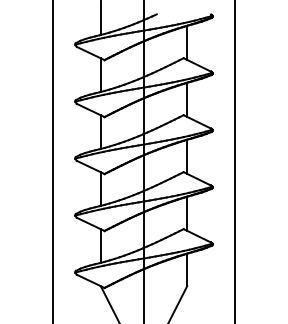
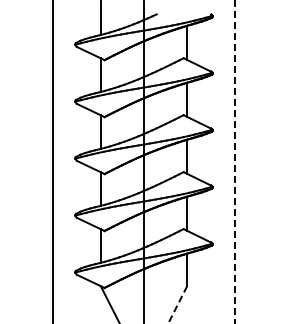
line: solid -> dashed (235, 161)
line: solid -> dashed (177, 304)
